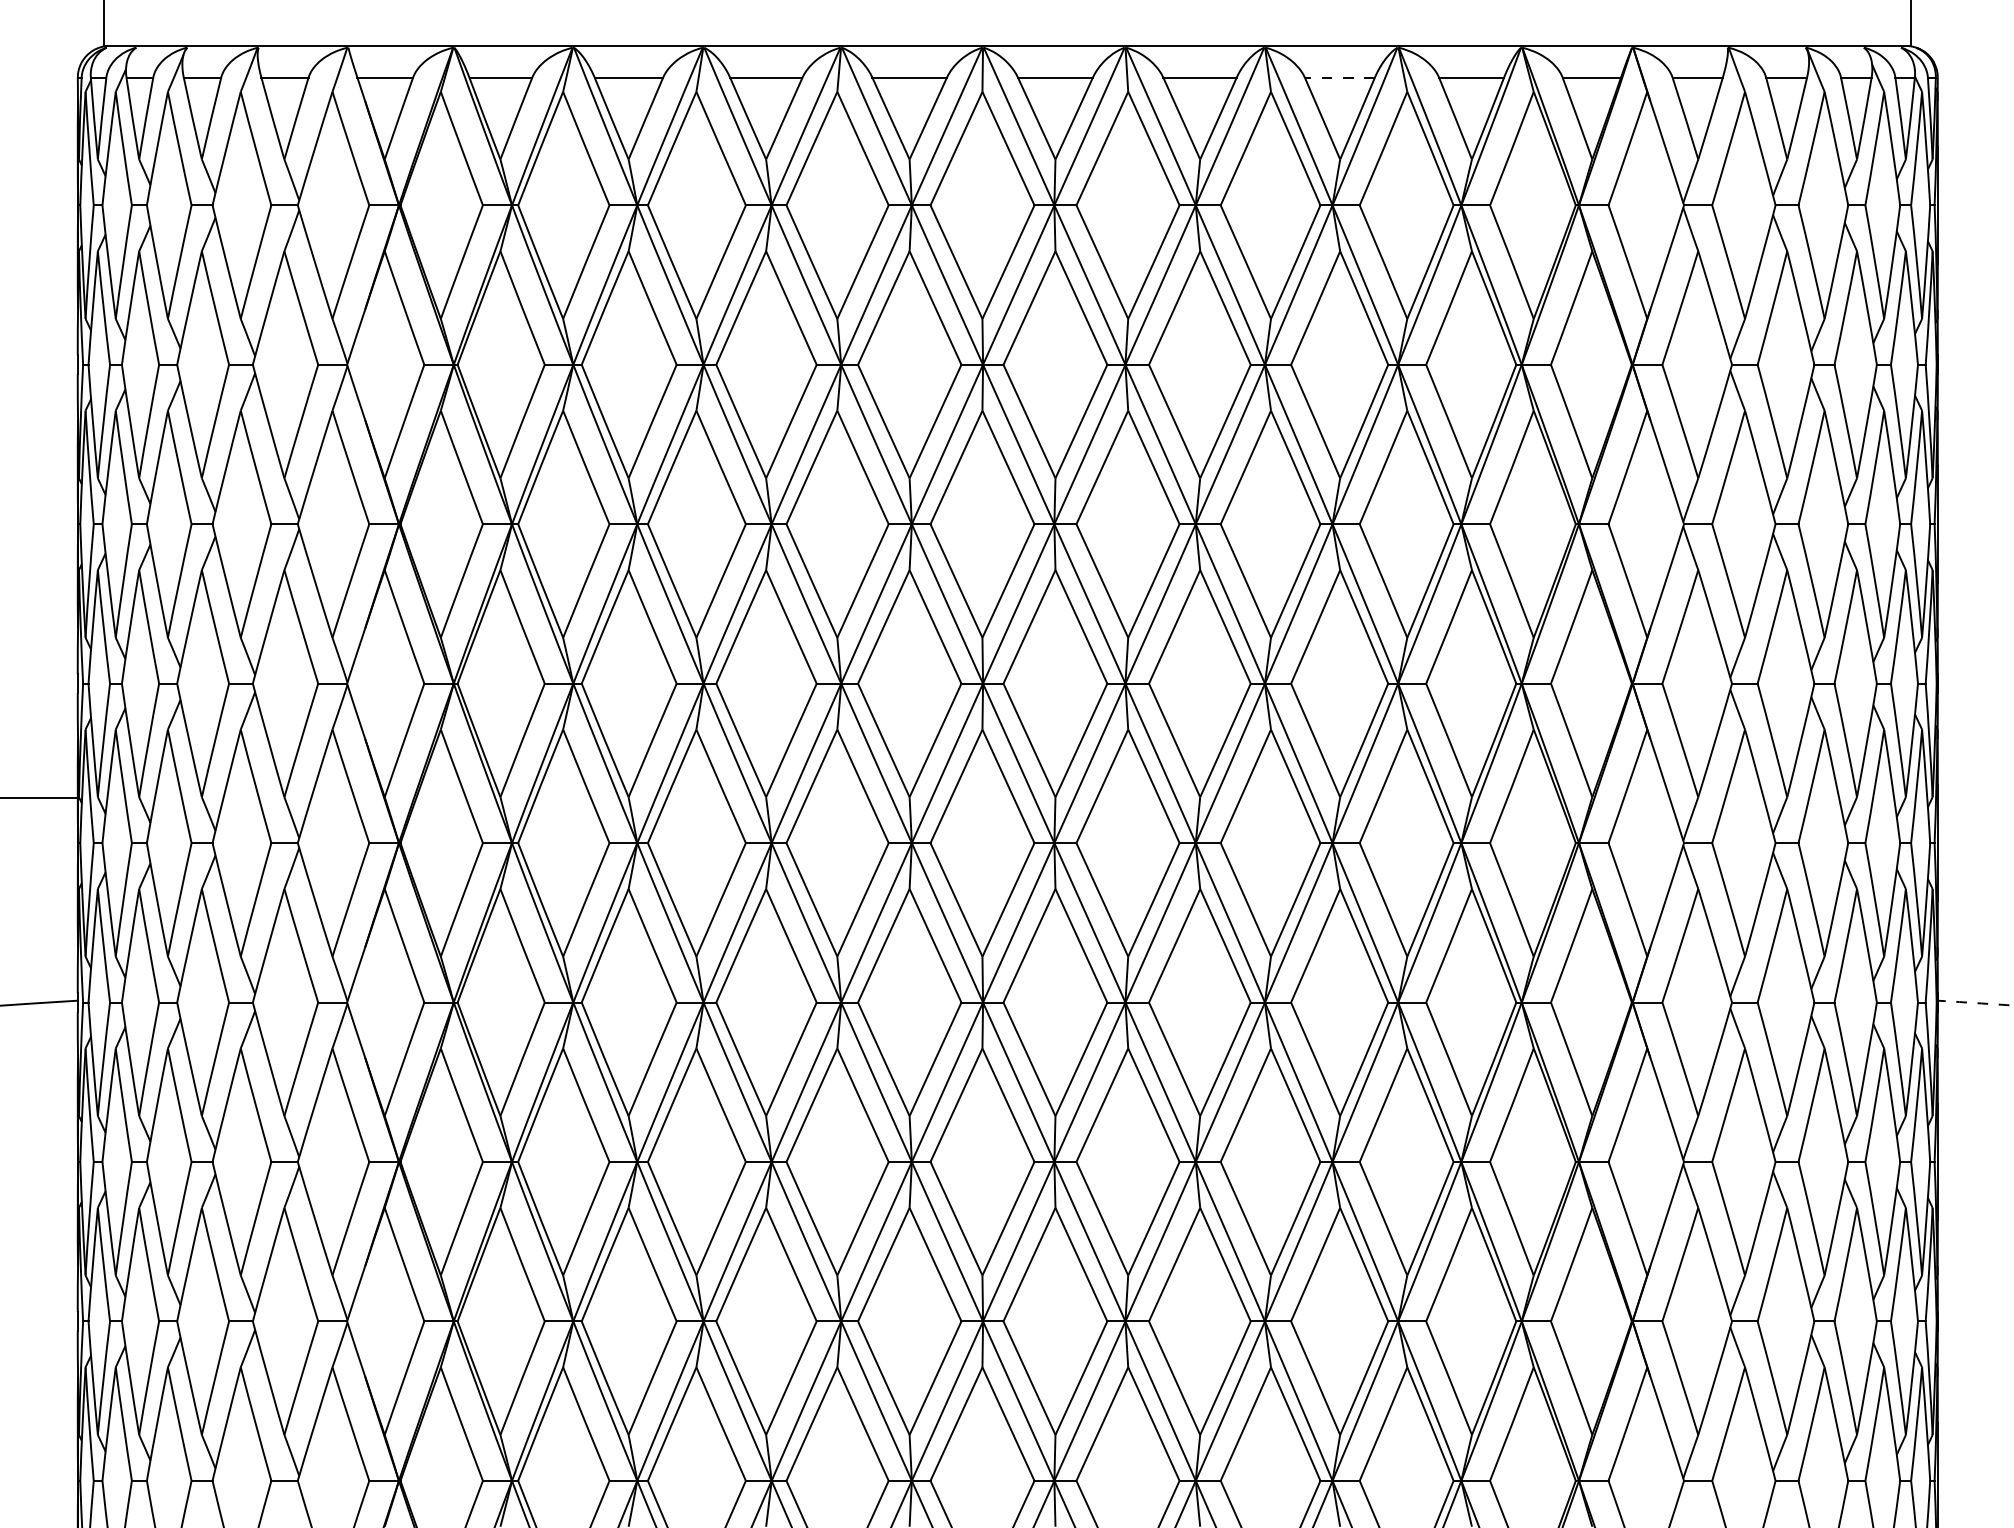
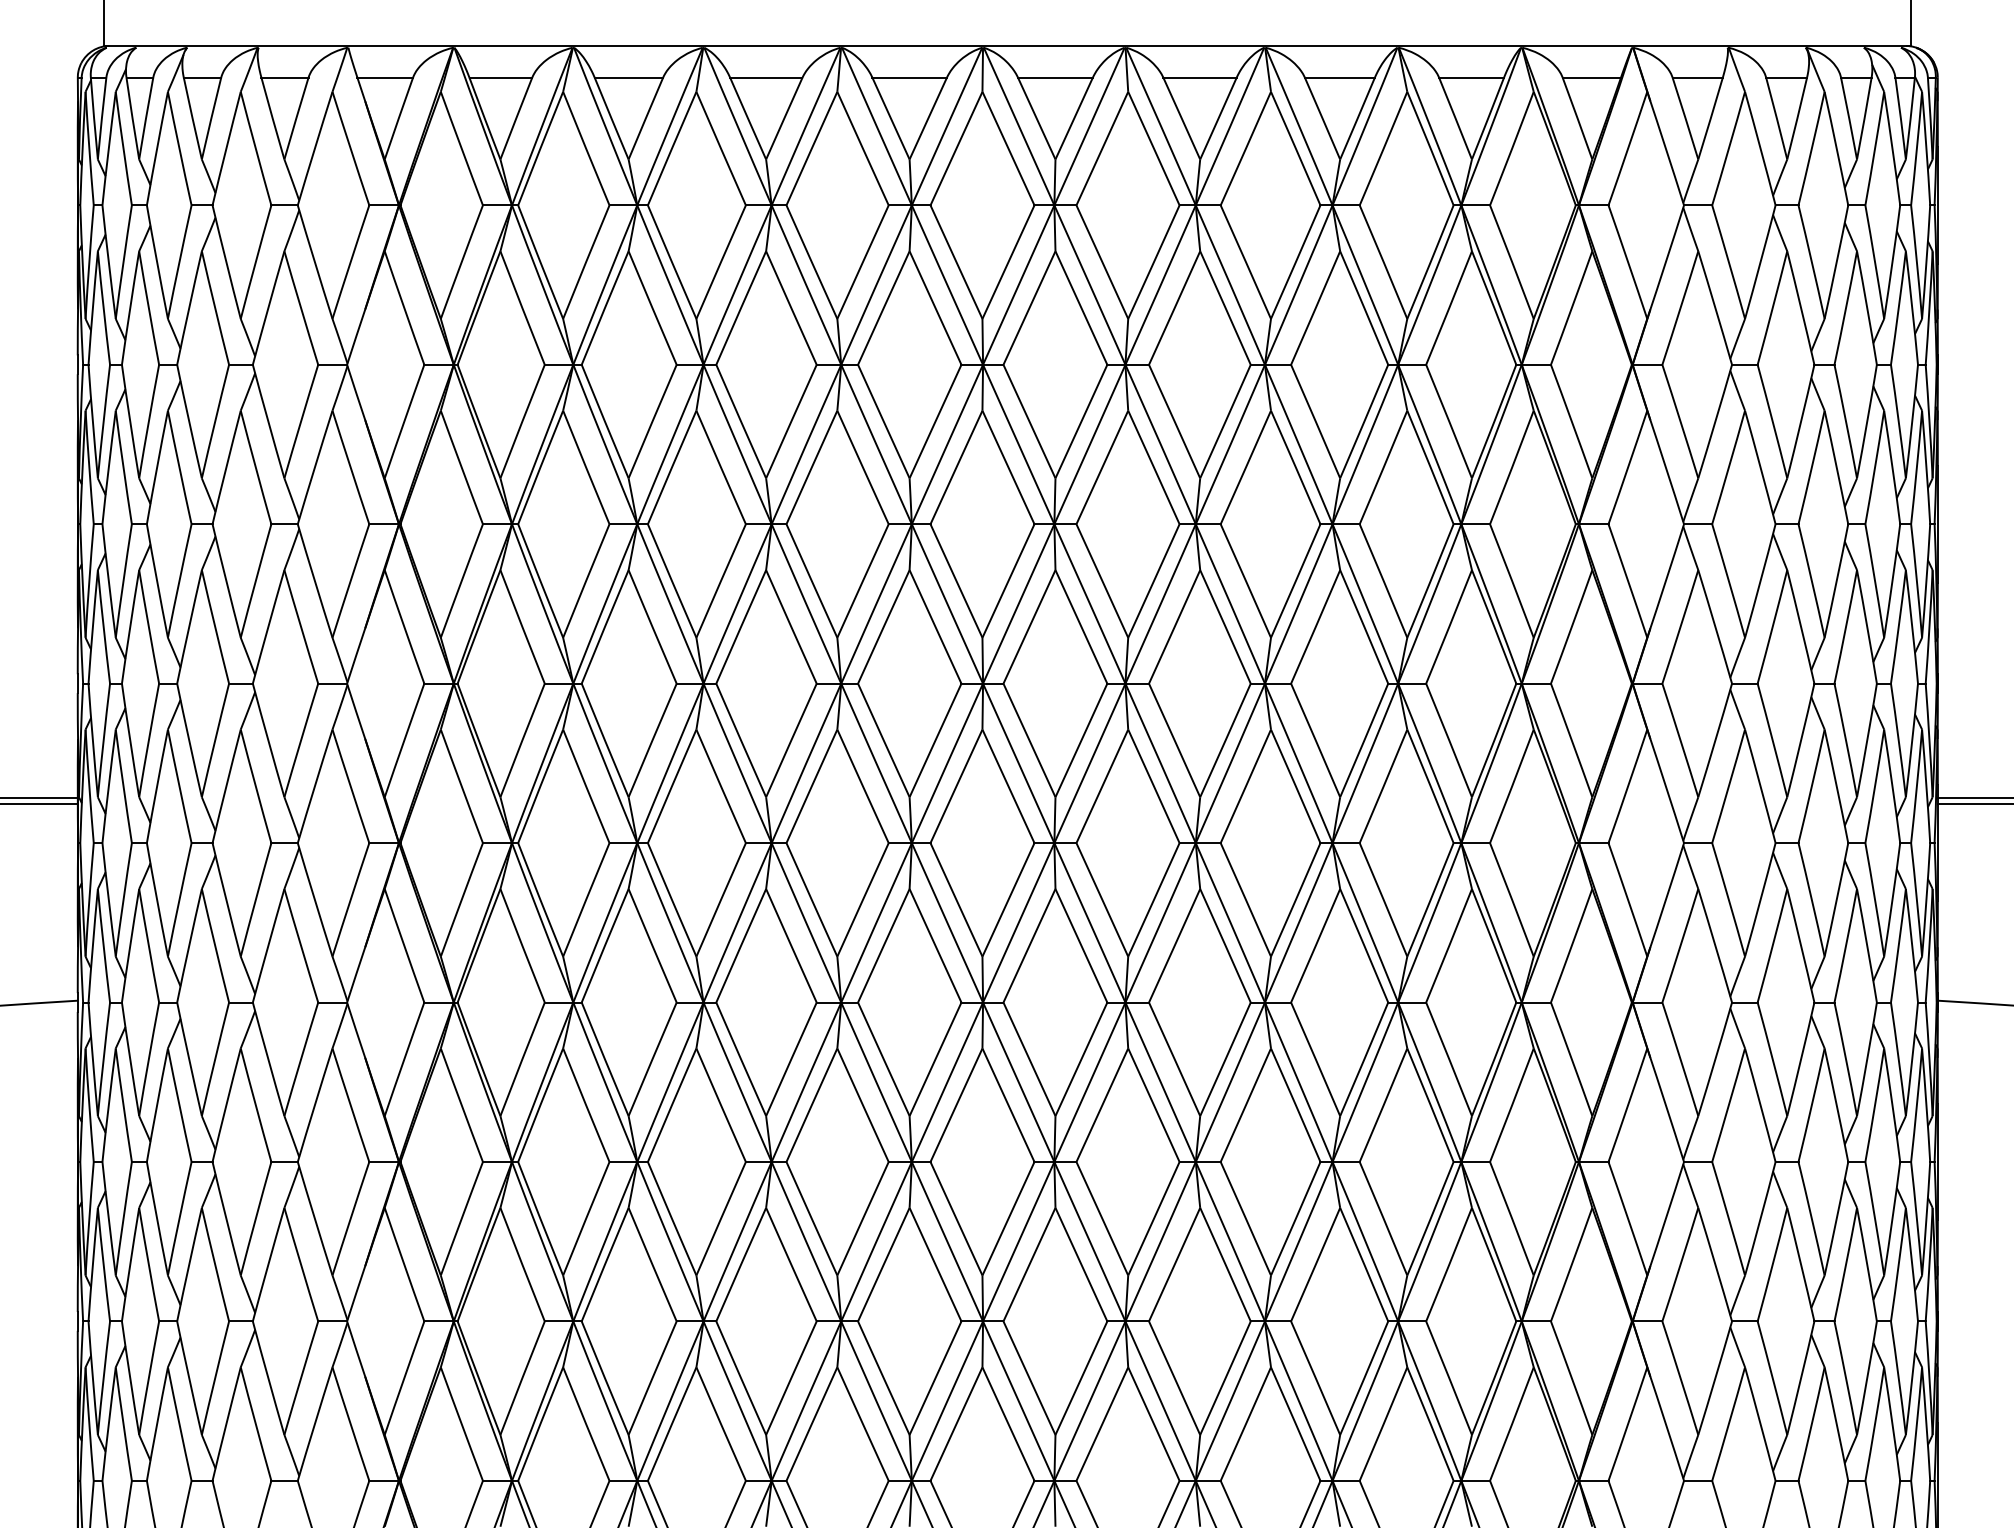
line: dashed -> solid (1339, 77)
line: none -> present (1973, 797)
line: none -> present (39, 804)
line: none -> present (1973, 804)
arc: dashed -> solid (1975, 1003)
